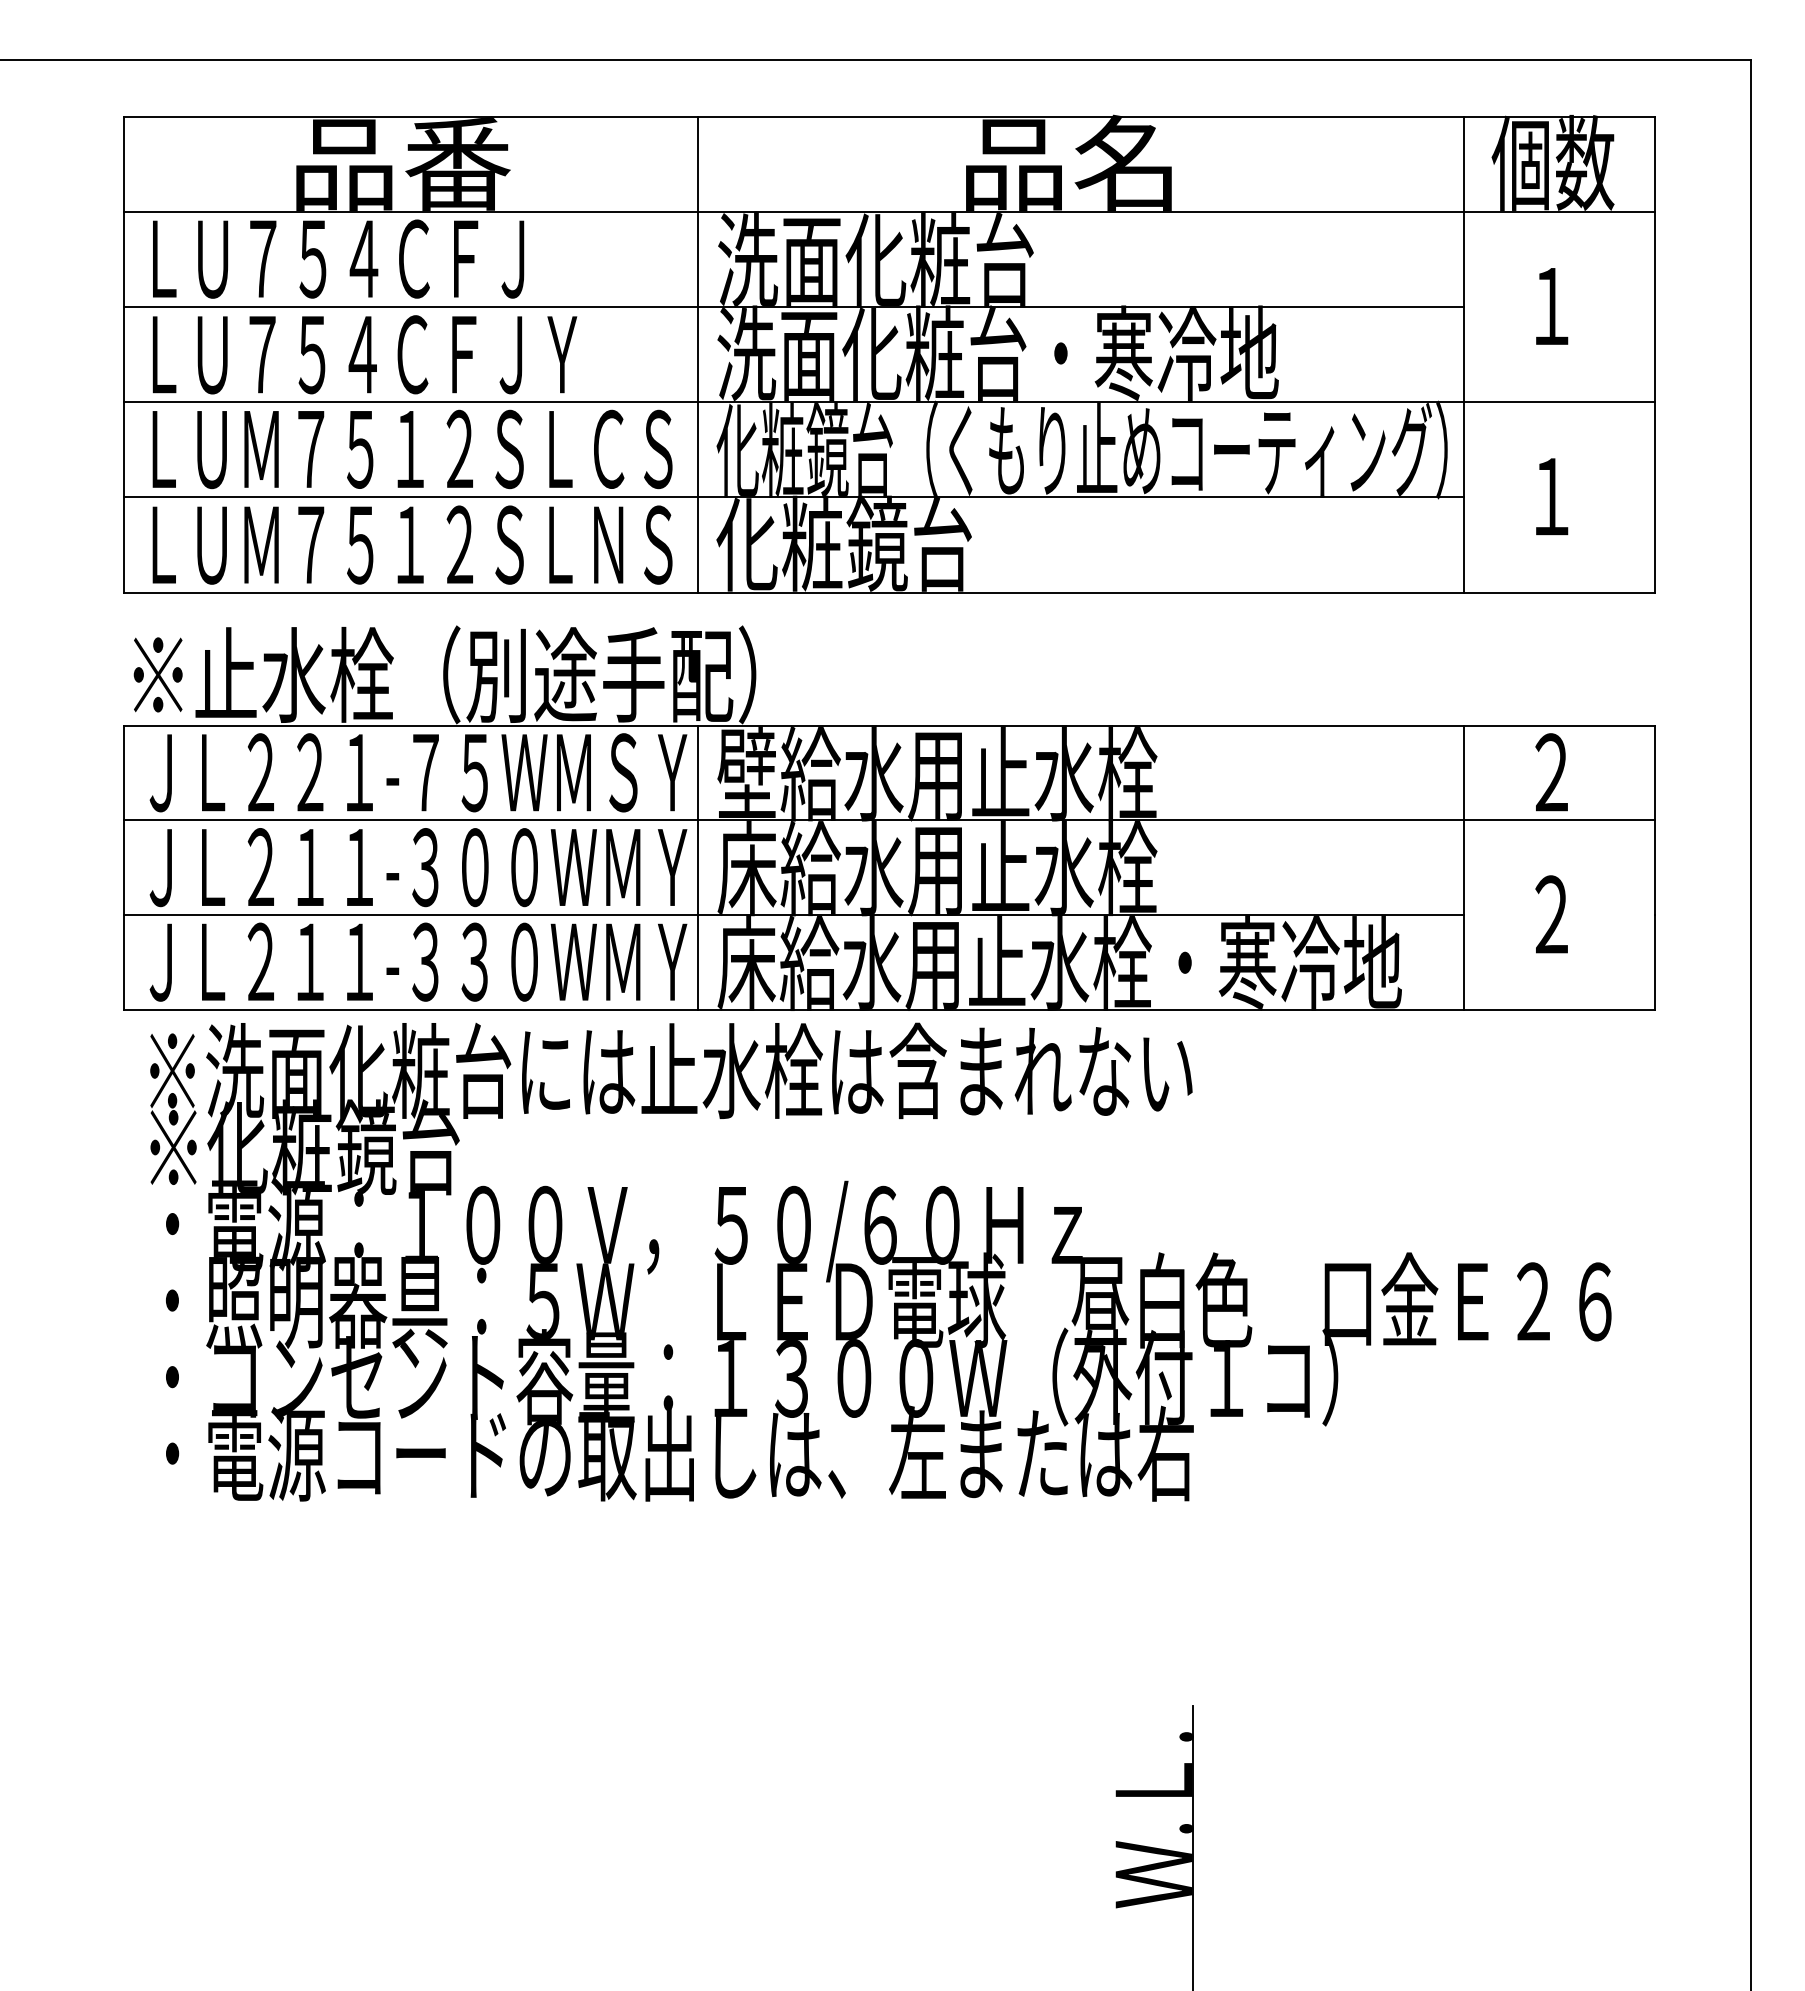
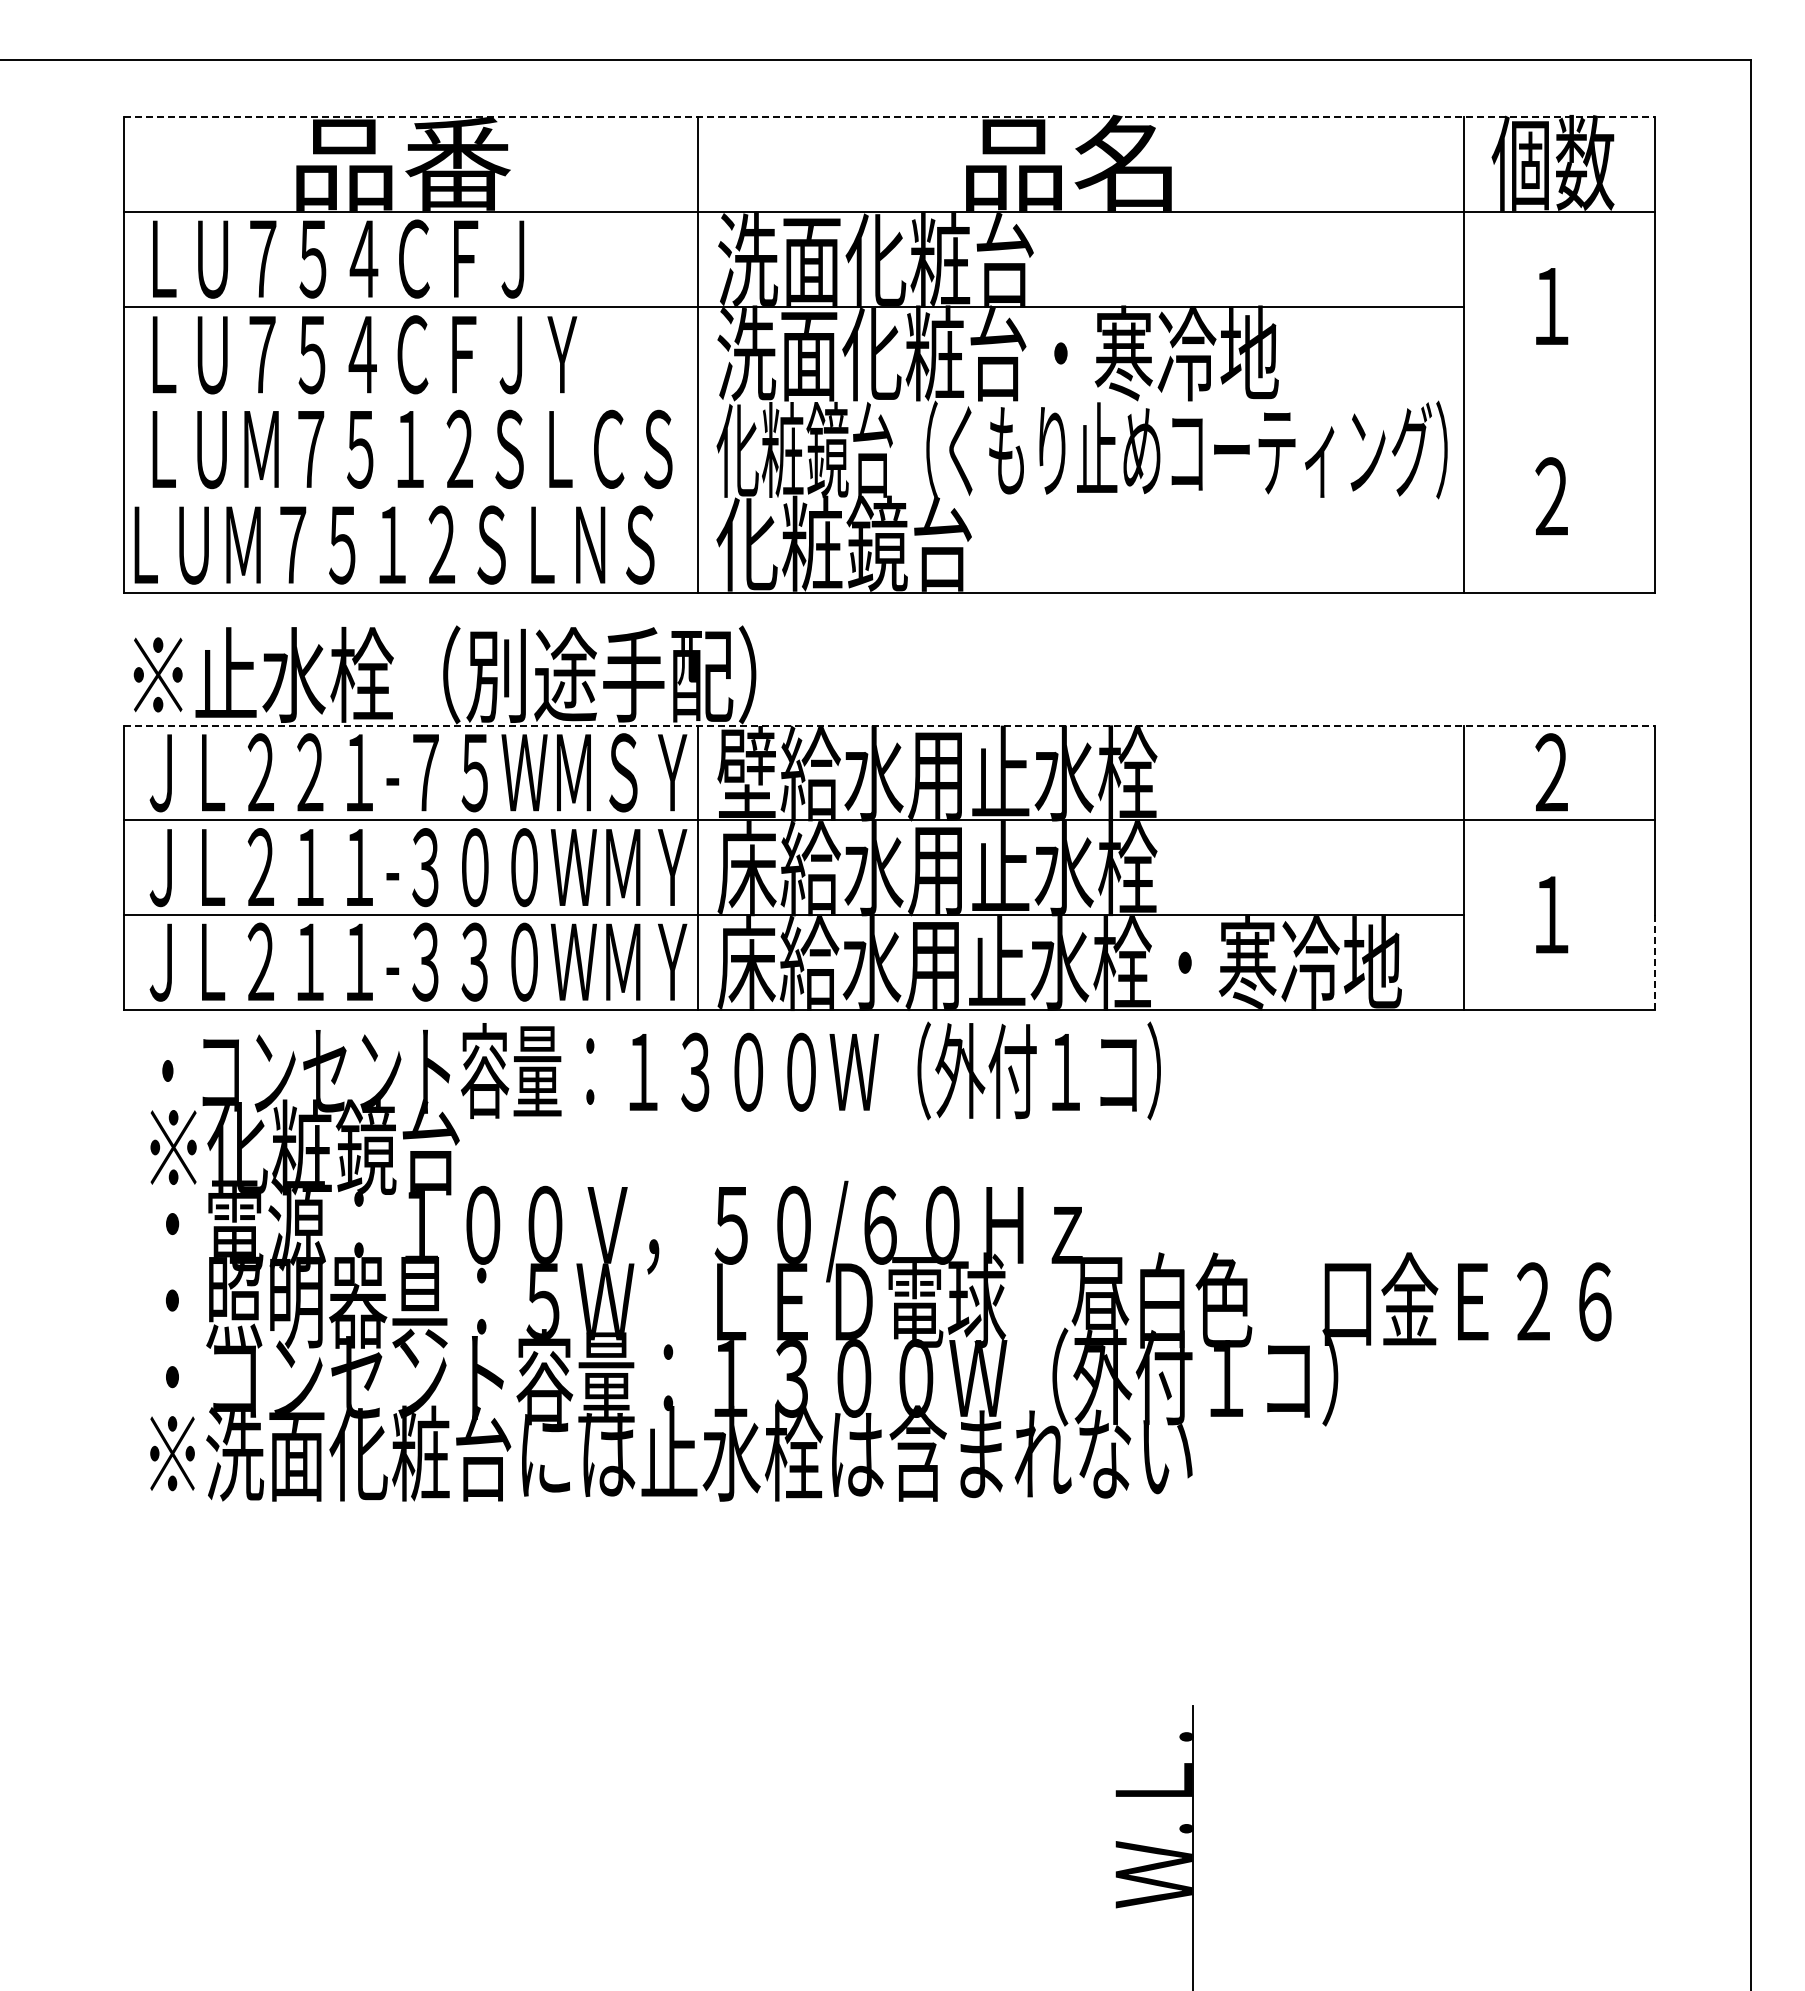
line: solid -> dashed (890, 117)
line: present -> none (889, 402)
text: １ -> ２ (1551, 495)
line: present -> none (793, 496)
text position: (412, 544) -> (394, 544) (394, 544)
line: solid -> dashed (890, 725)
text: ２ -> １ (1551, 913)
line: solid -> dashed (1654, 961)
text: ※洗面化粧台には止水栓は含まれない -> ・コンセント容量：１３００Ｗ（外付１コ） (671, 1070)
text: ・電源コードの取出しは、左または右 -> ※洗面化粧台には止水栓は含まれない (671, 1453)
